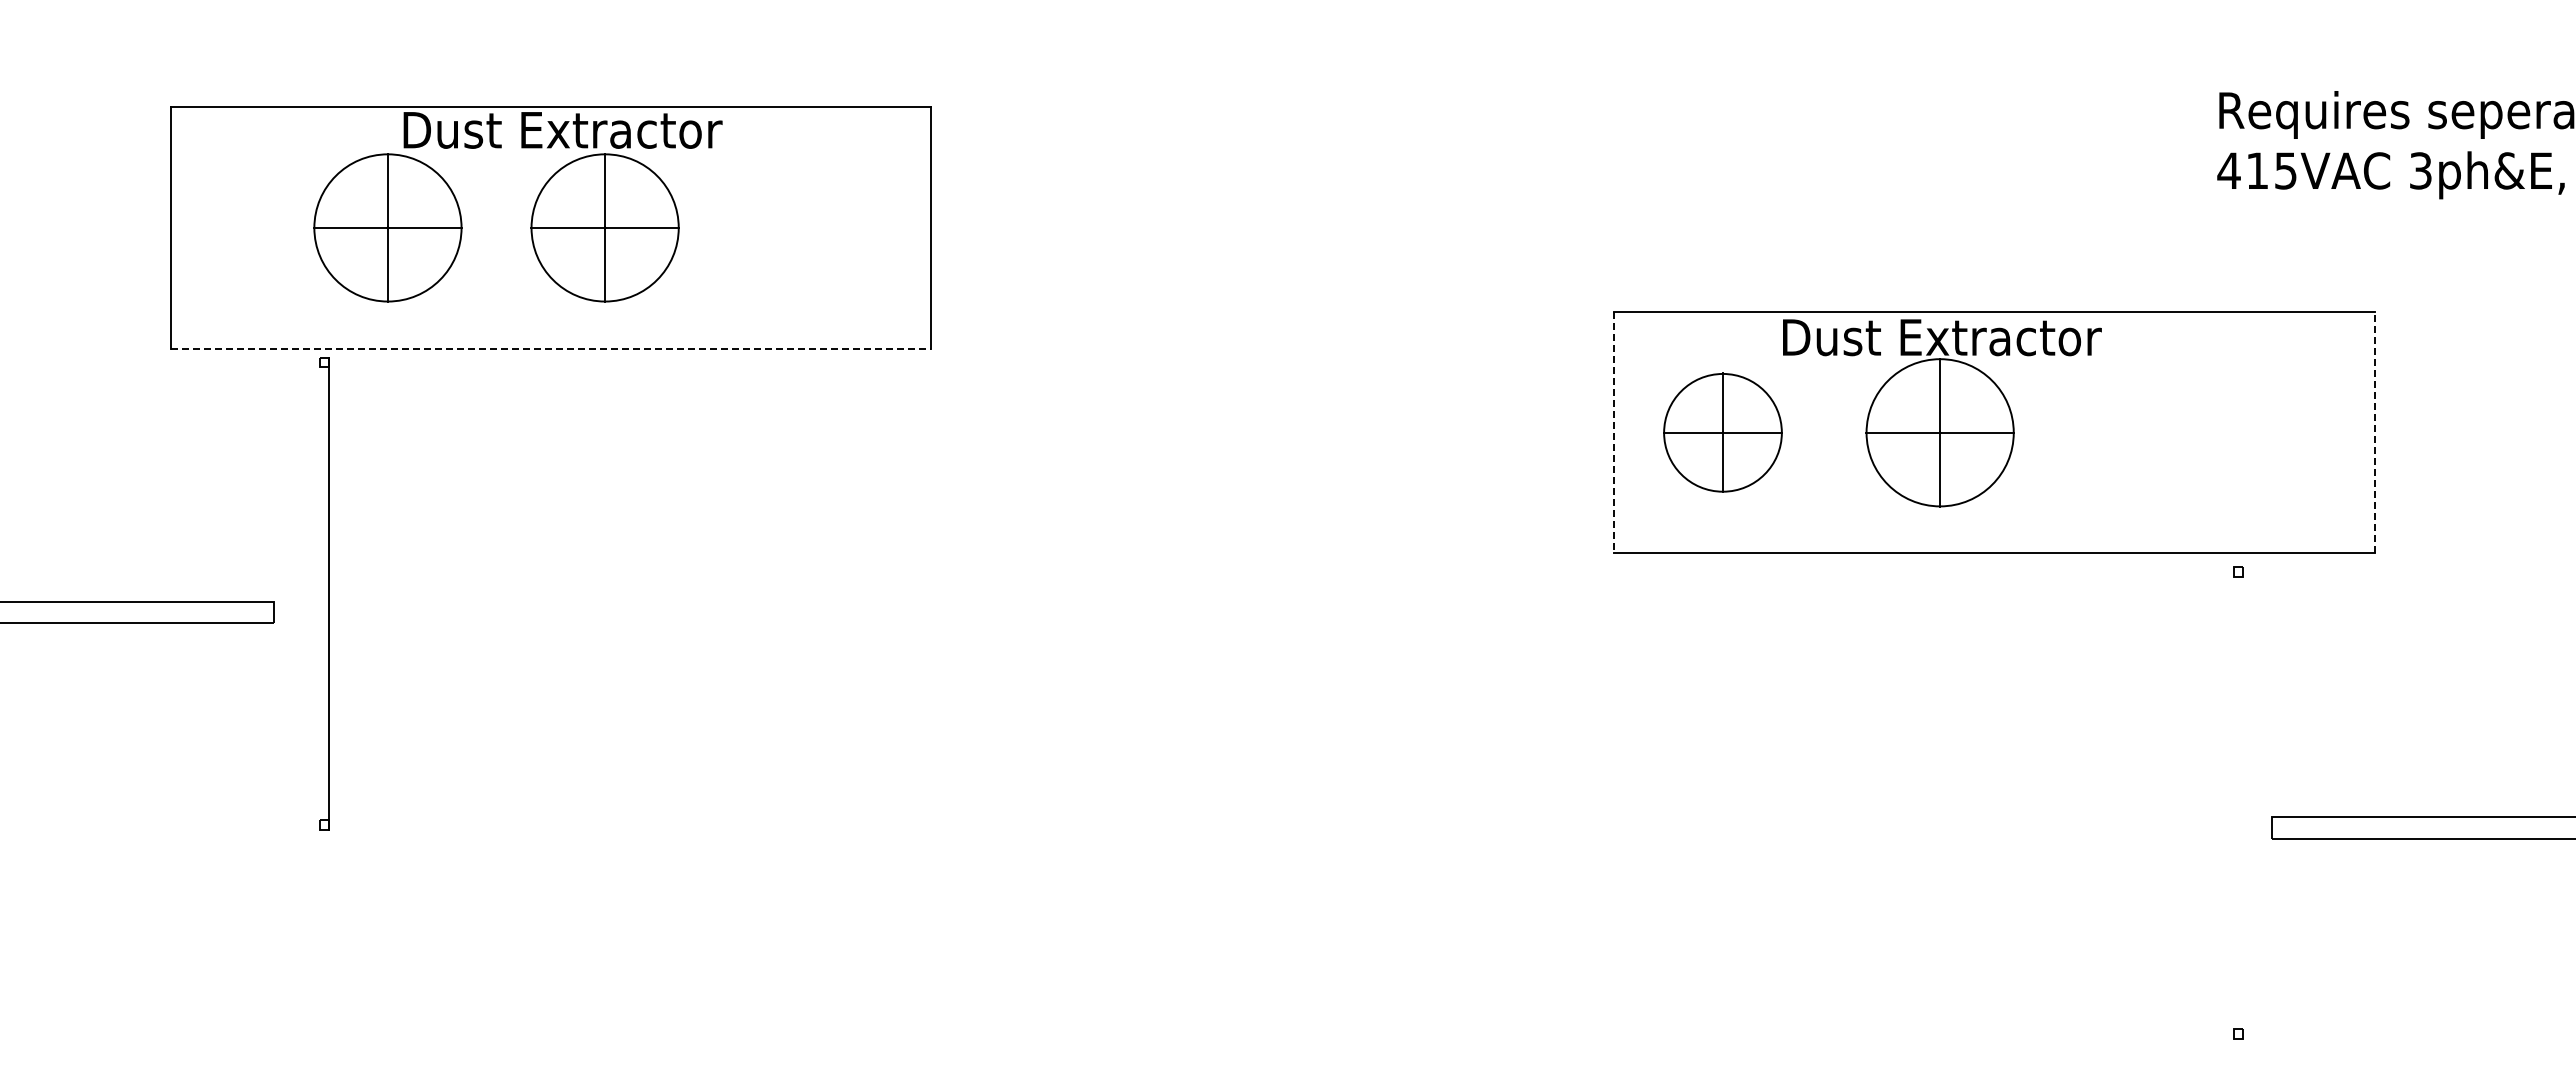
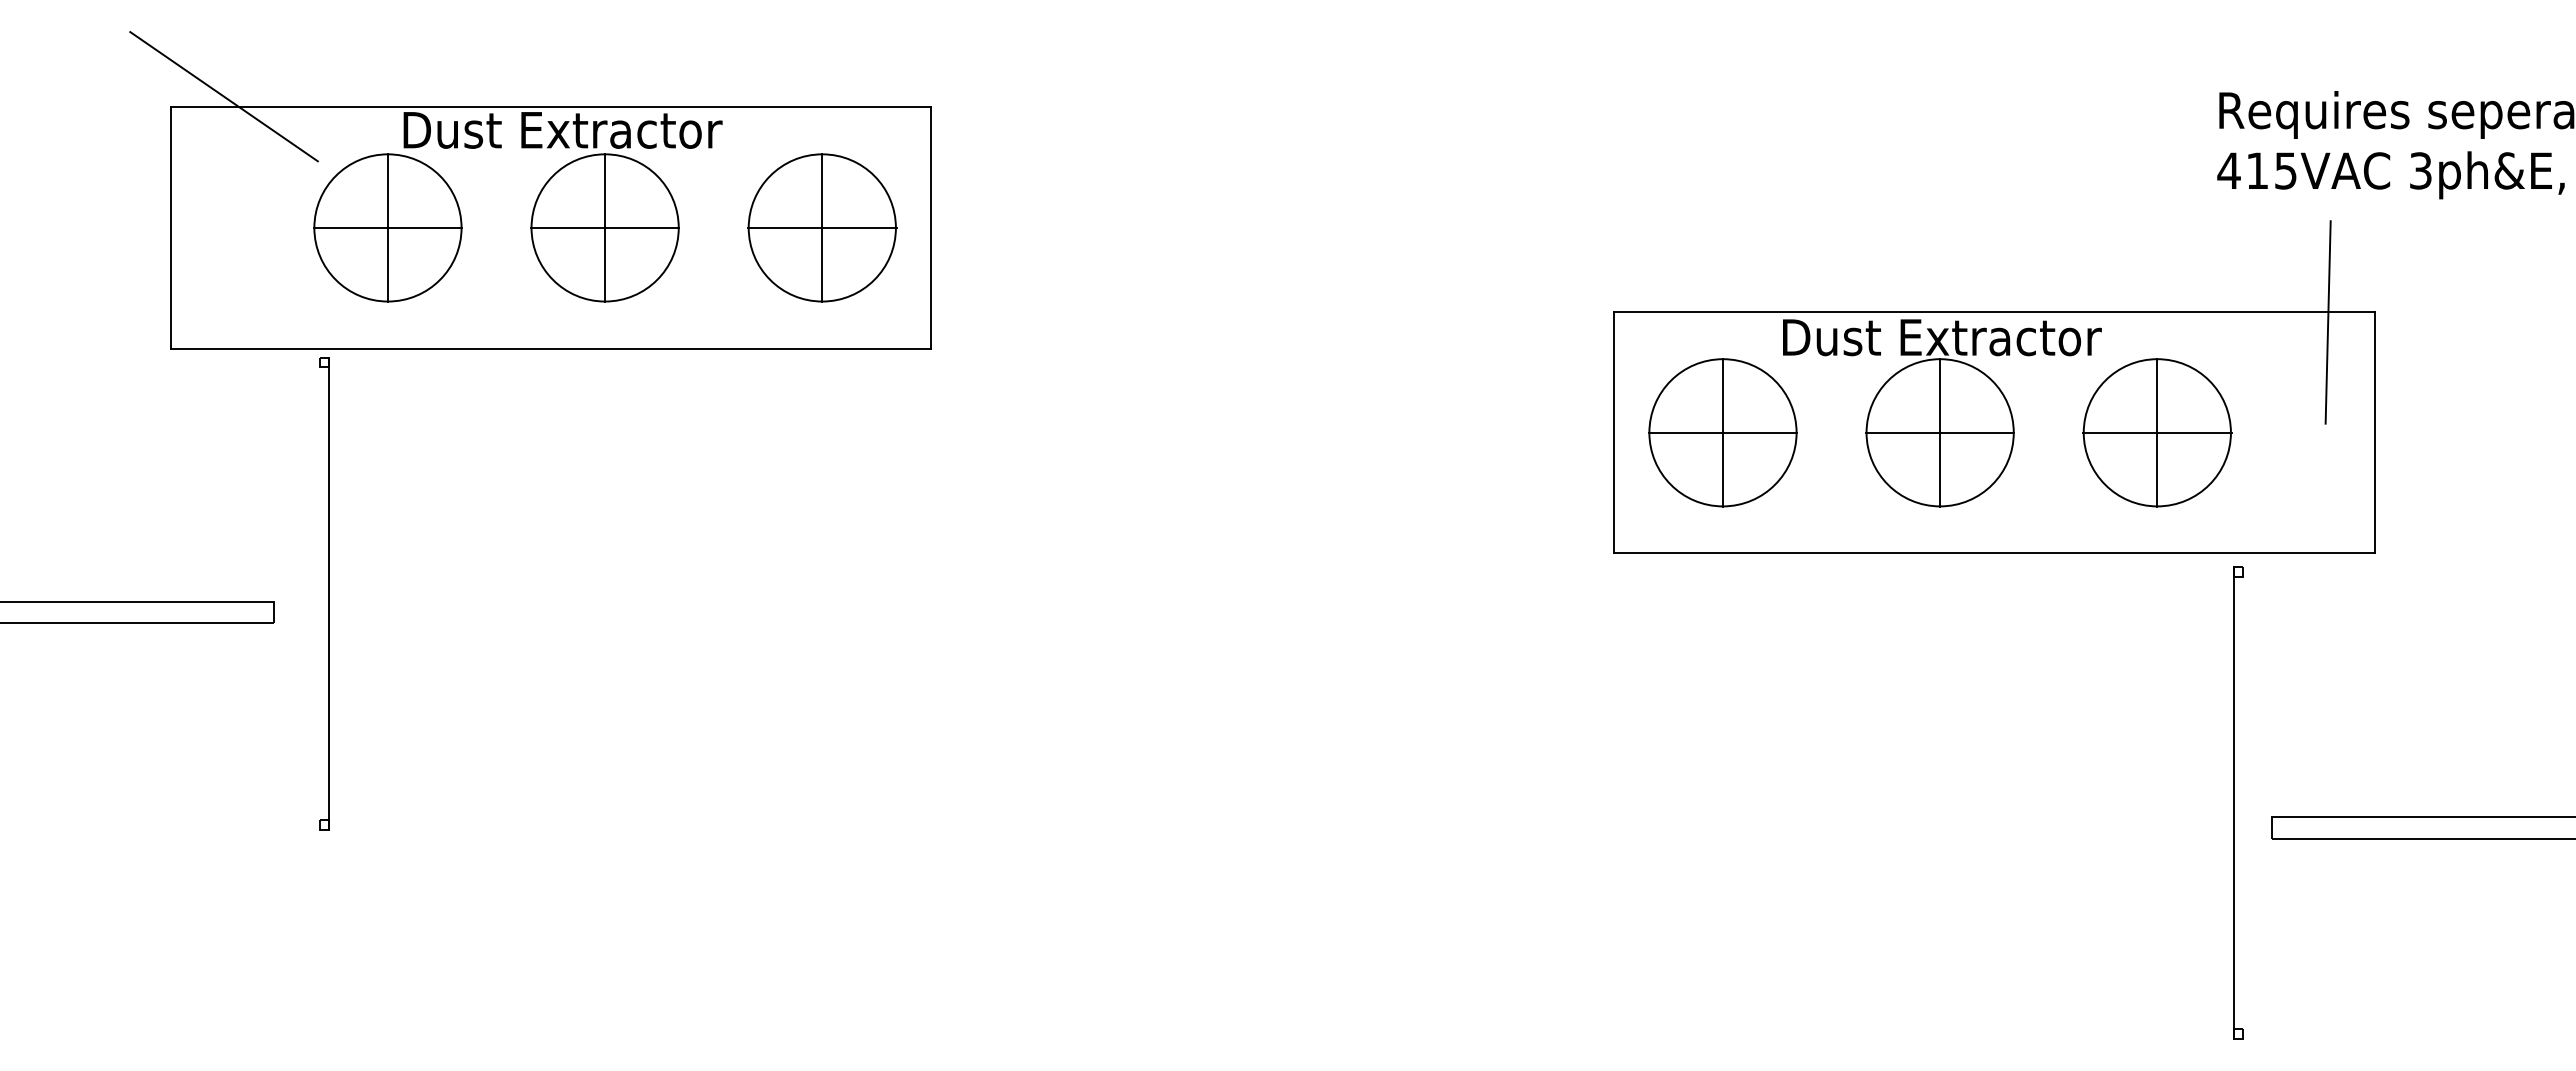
line: none -> present (223, 96)
part: none -> present (822, 227)
line: none -> present (2327, 322)
line: dashed -> solid (551, 348)
line: dashed -> solid (1614, 432)
part size: 120x121 px -> 150x150 px (1722, 432)
part: none -> present (2157, 432)
line: dashed -> solid (2374, 432)
line: none -> present (2233, 802)
